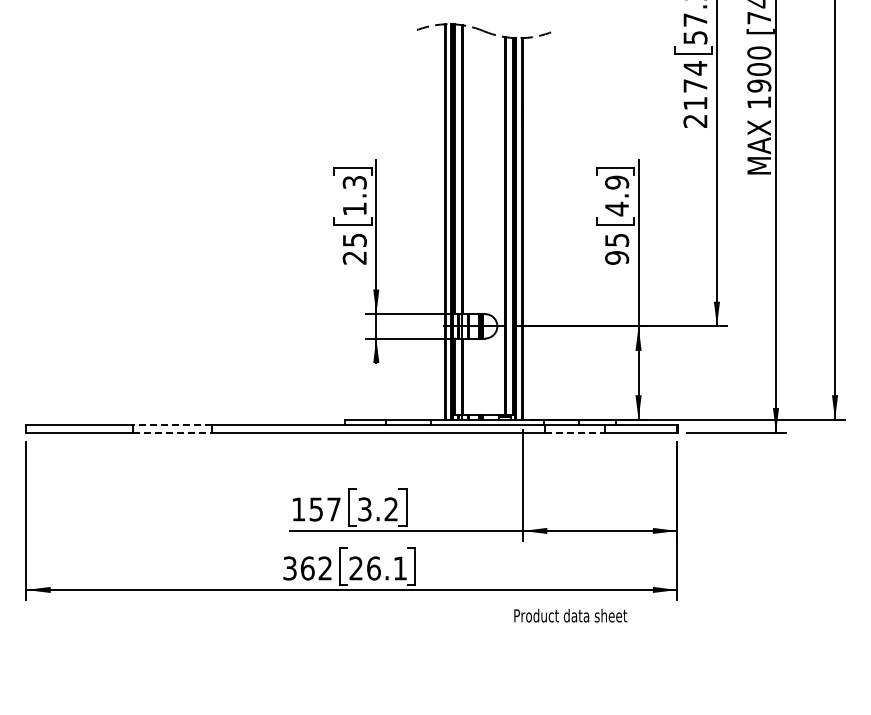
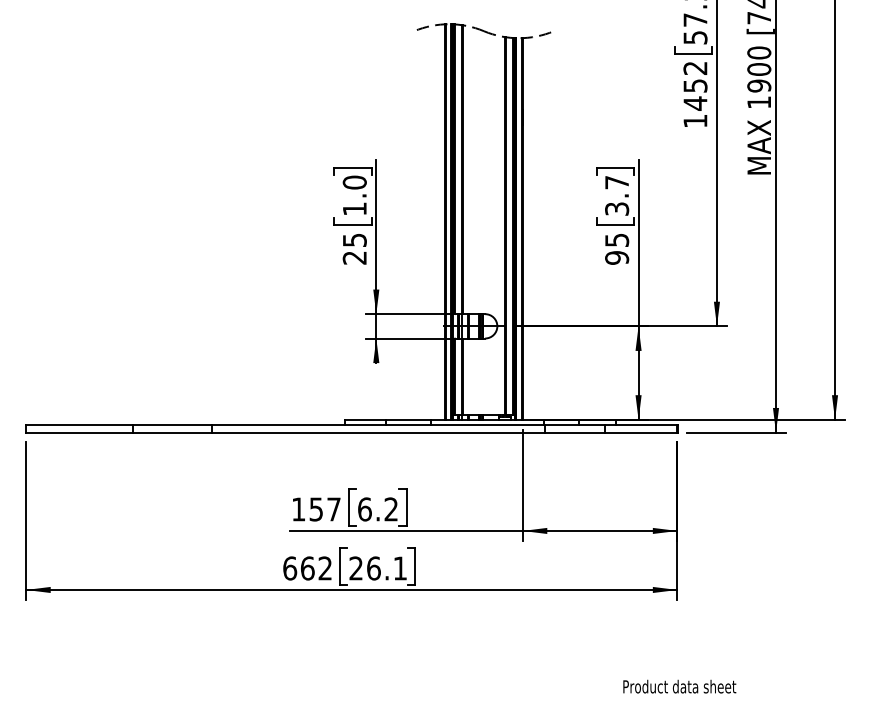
text: 2174 -> 1452 (695, 94)
text: 1.3 -> 1.0 (354, 182)
text: 4.9 -> 3.7 (617, 195)
line: dashed -> solid (172, 424)
line: dashed -> solid (172, 432)
line: dashed -> solid (575, 432)
text: 3.2 -> 6.2 (364, 509)
text: 362 -> 662 (290, 568)
text position: (570, 615) -> (679, 686) (679, 686)
